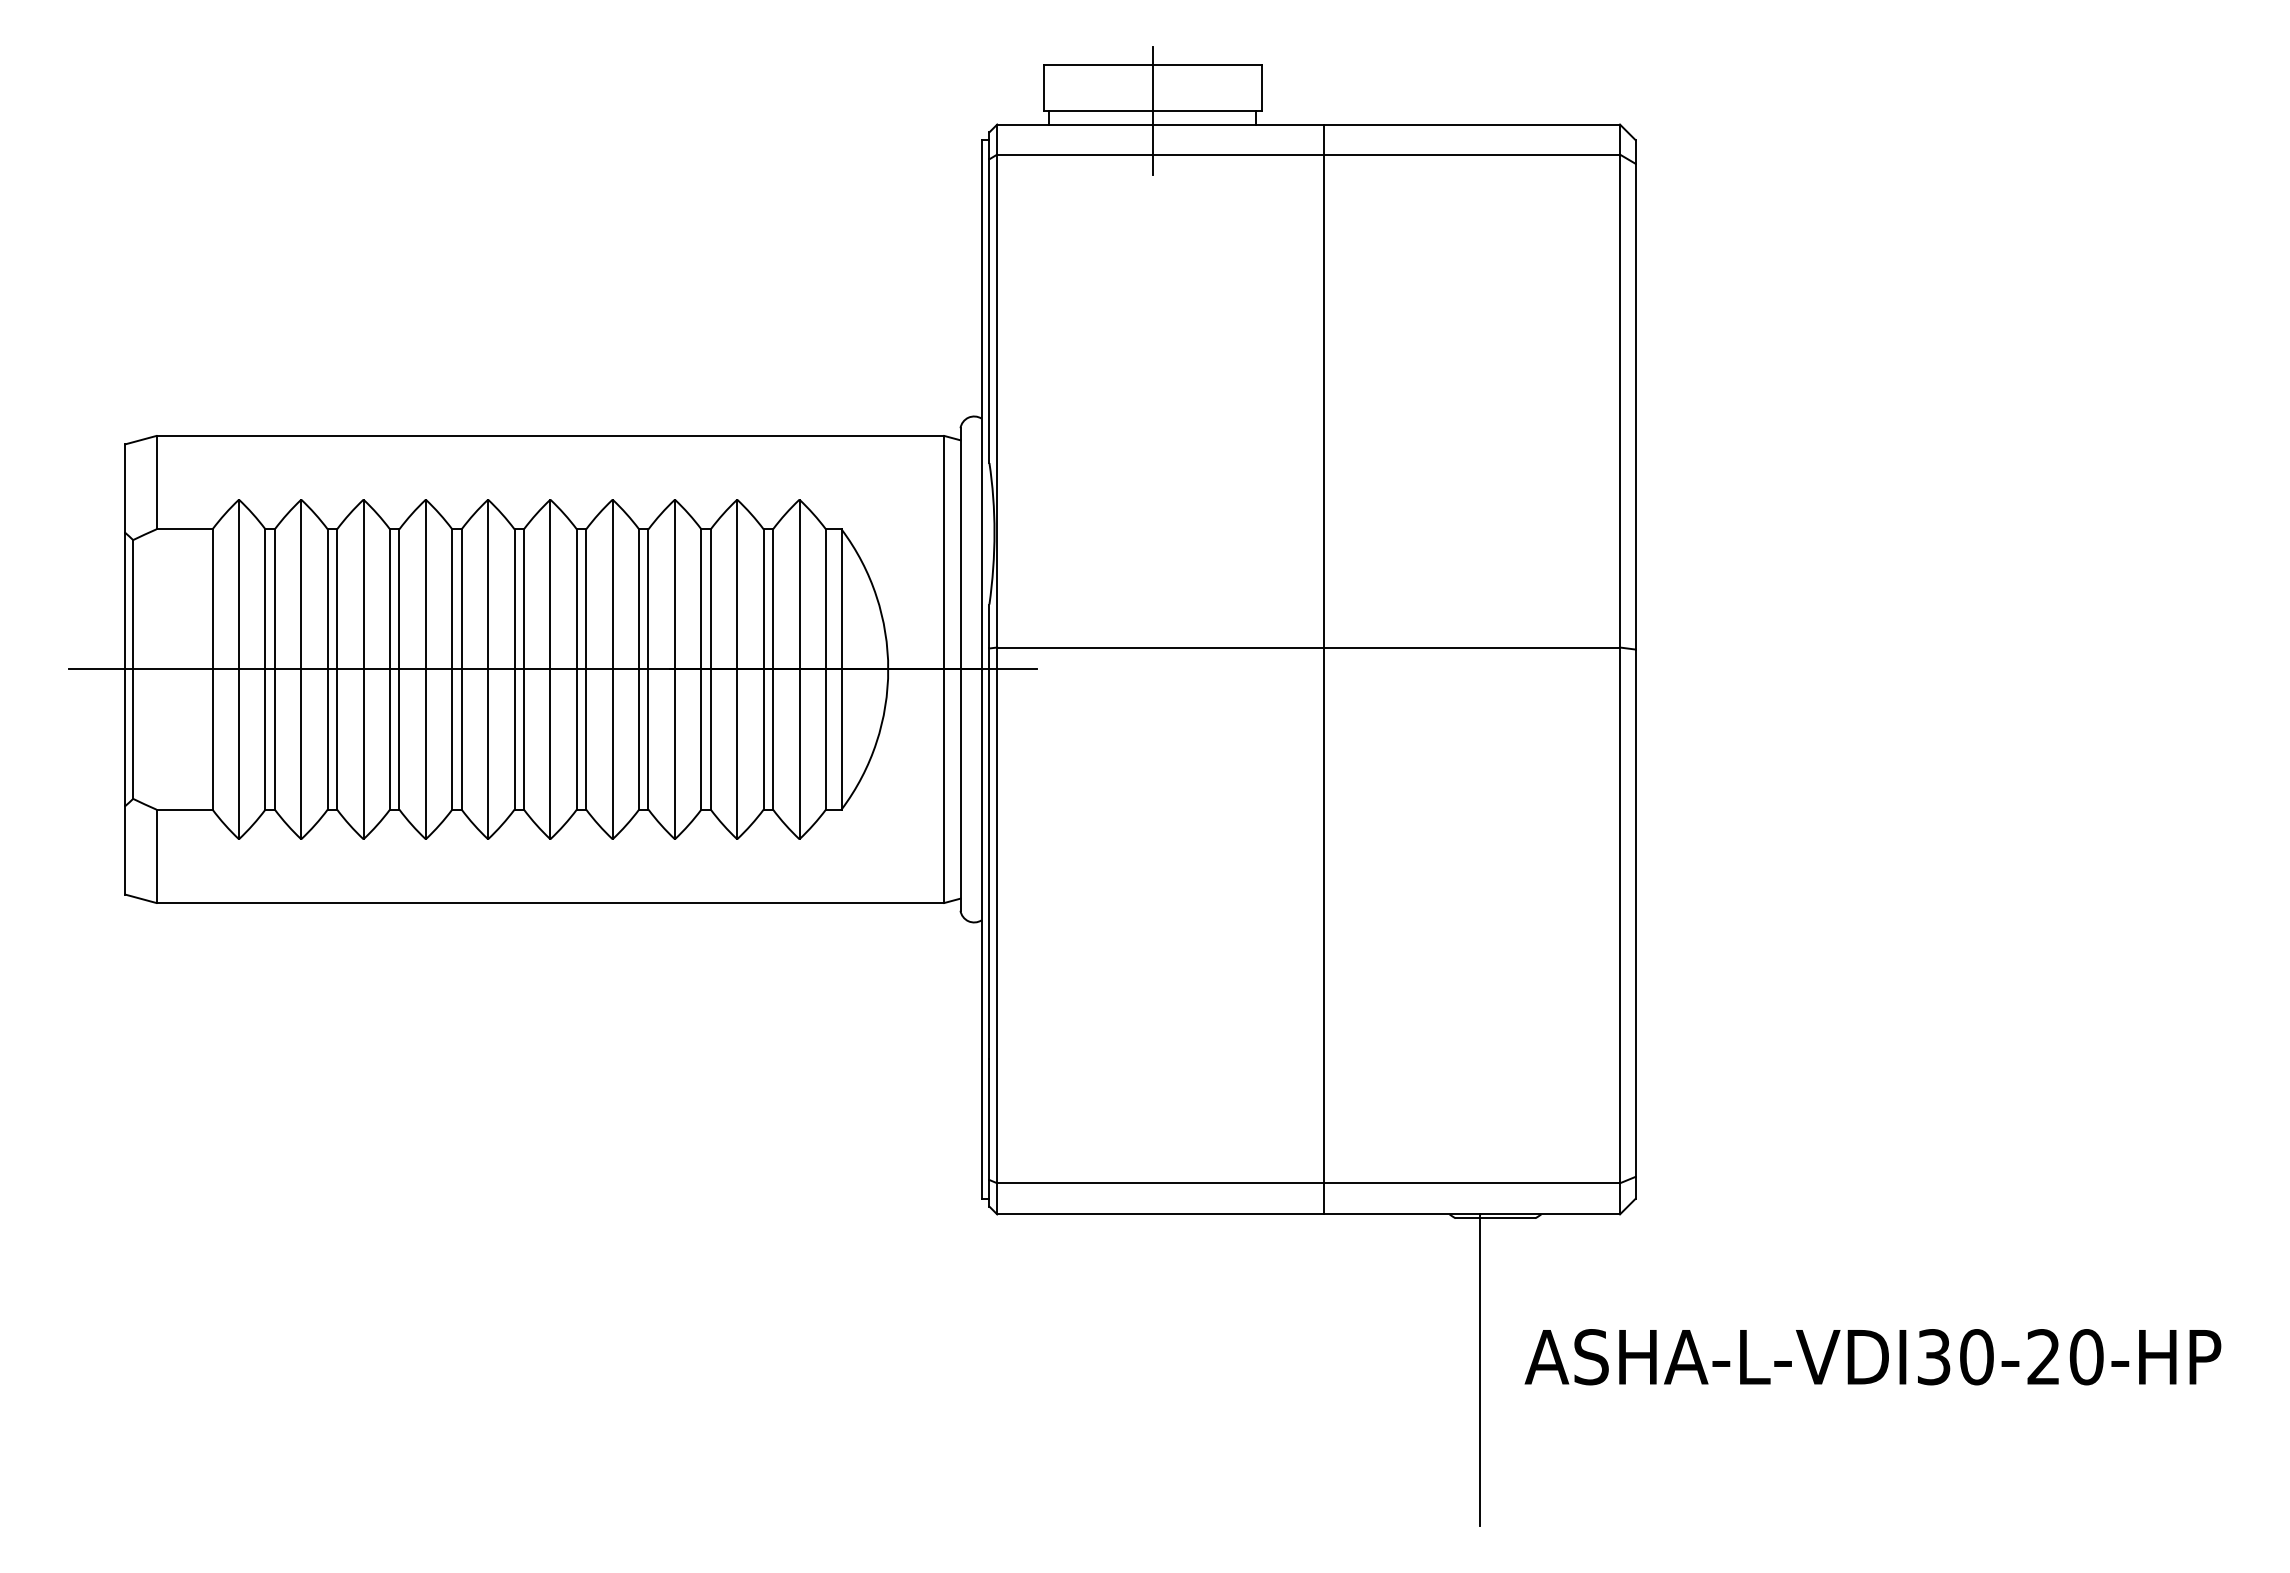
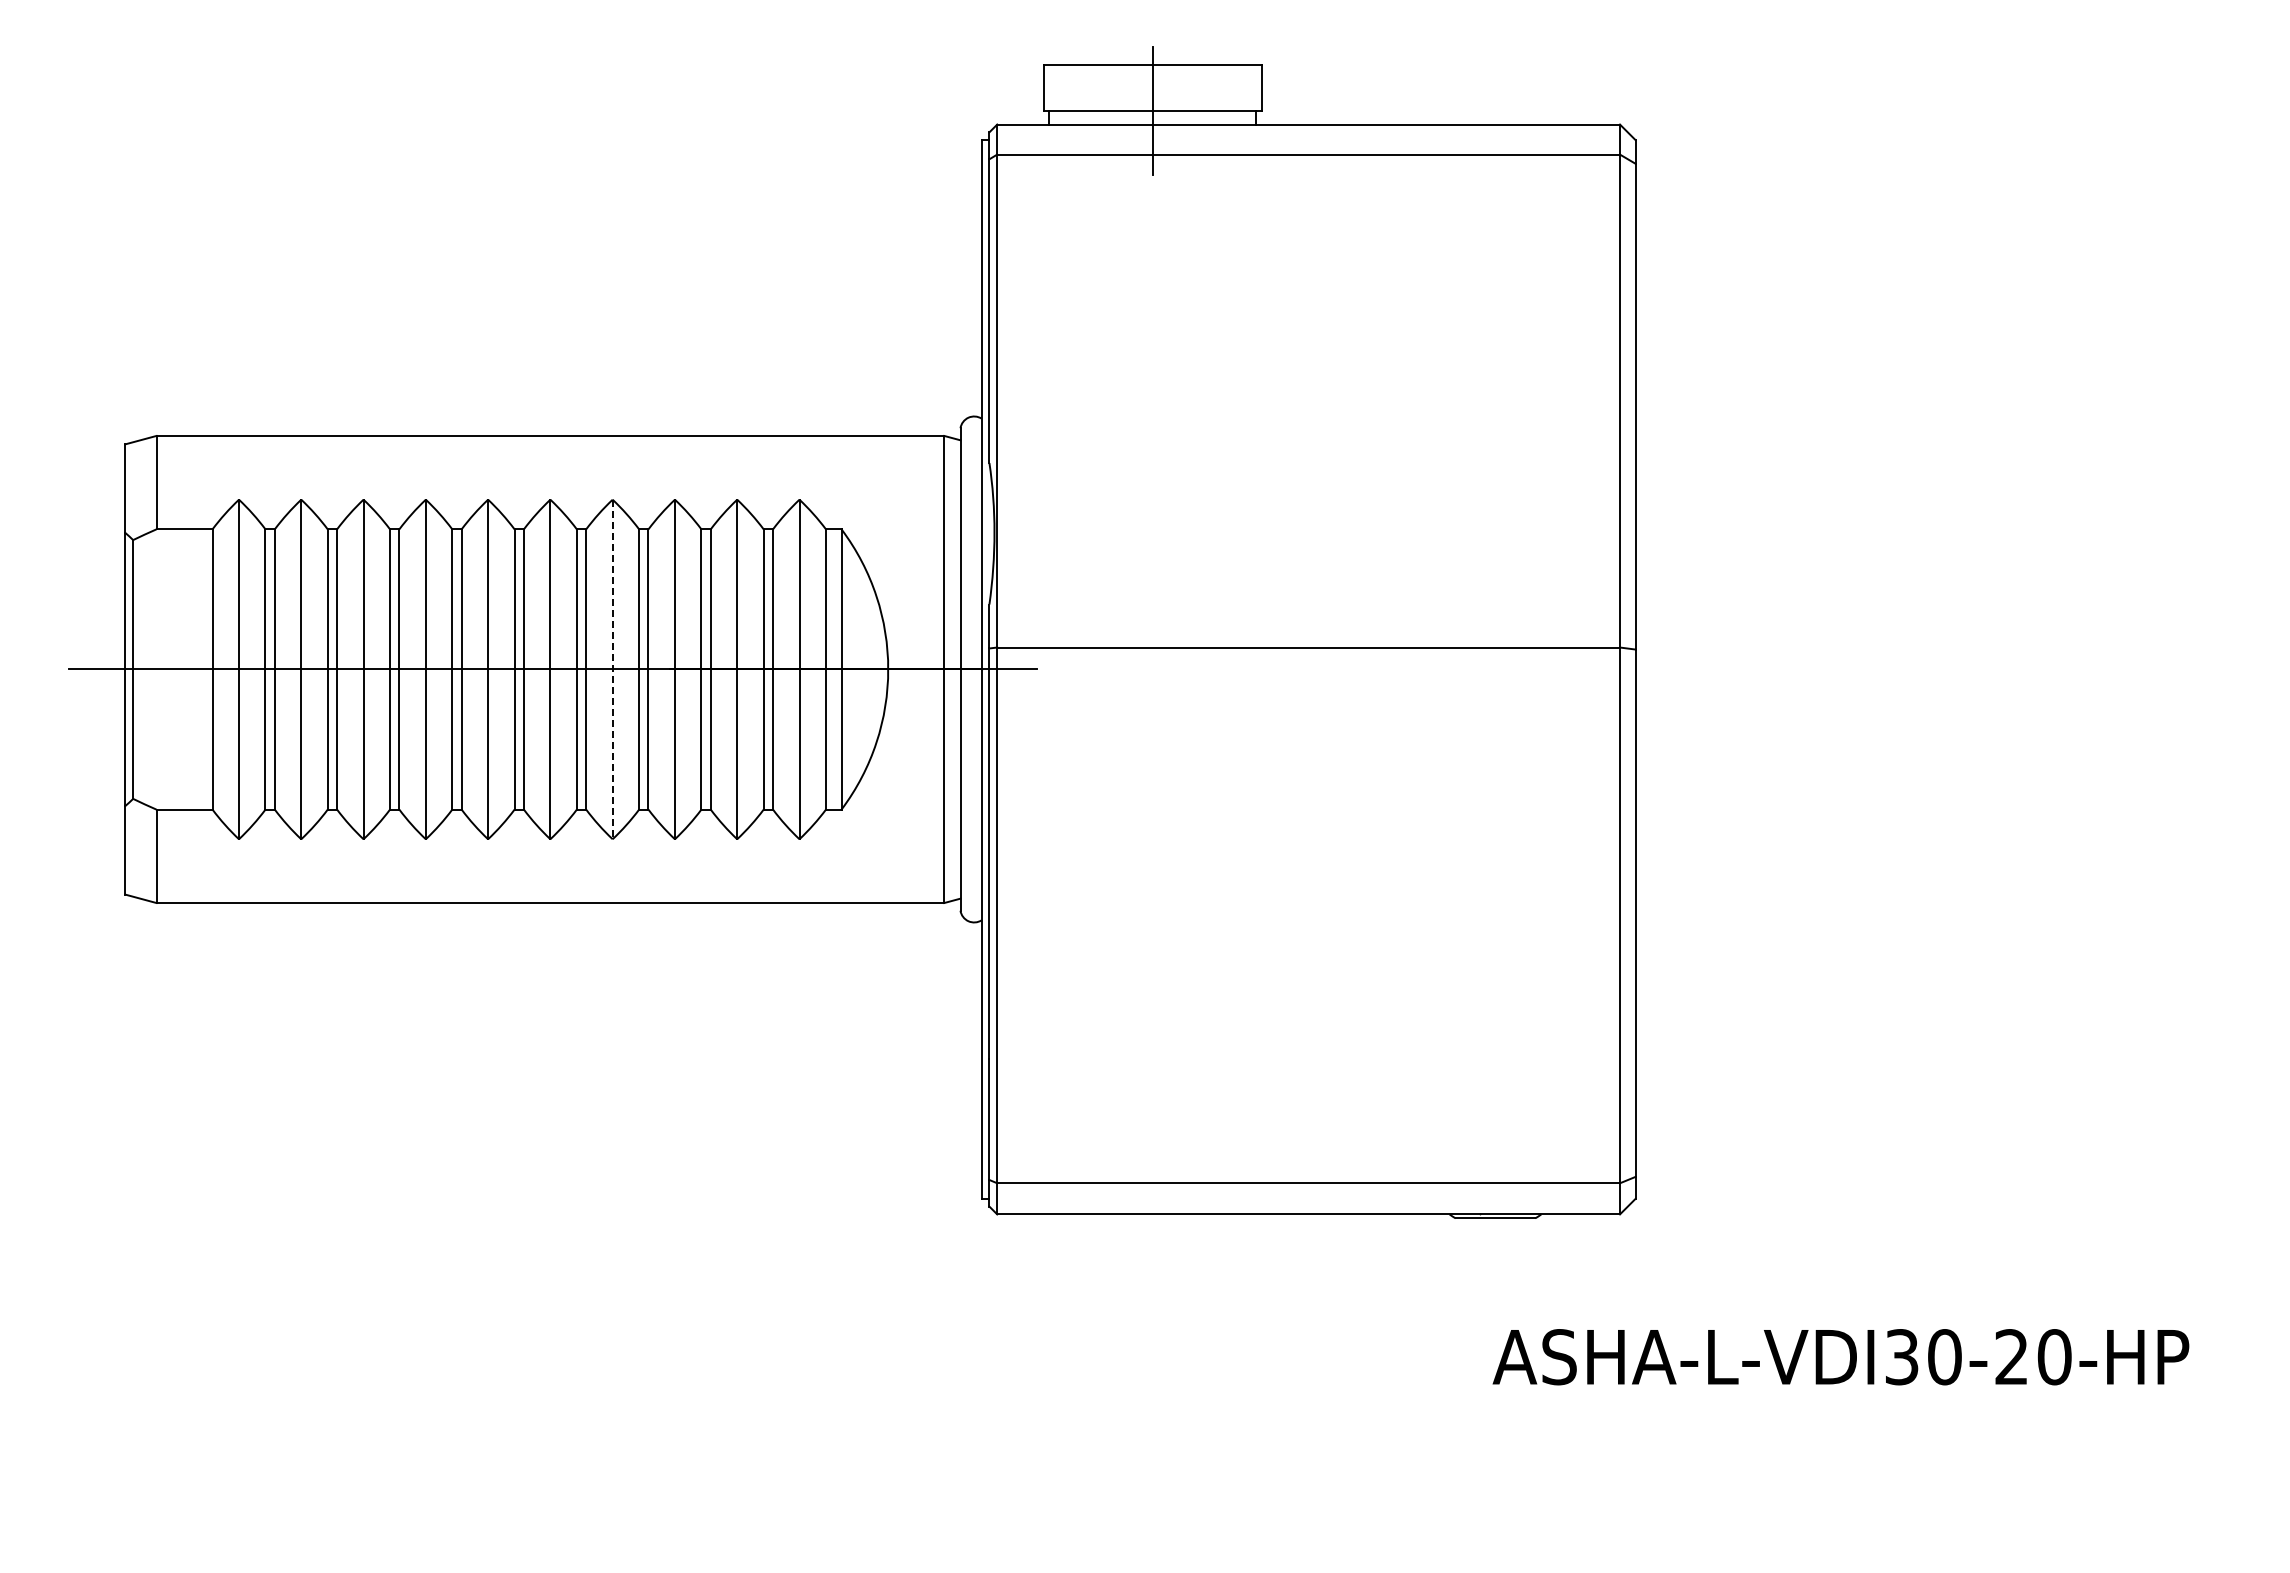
line: solid -> dashed (612, 669)
line: present -> none (1324, 669)
text position: (1872, 1357) -> (1840, 1357) (1840, 1357)
line: present -> none (1479, 1369)
